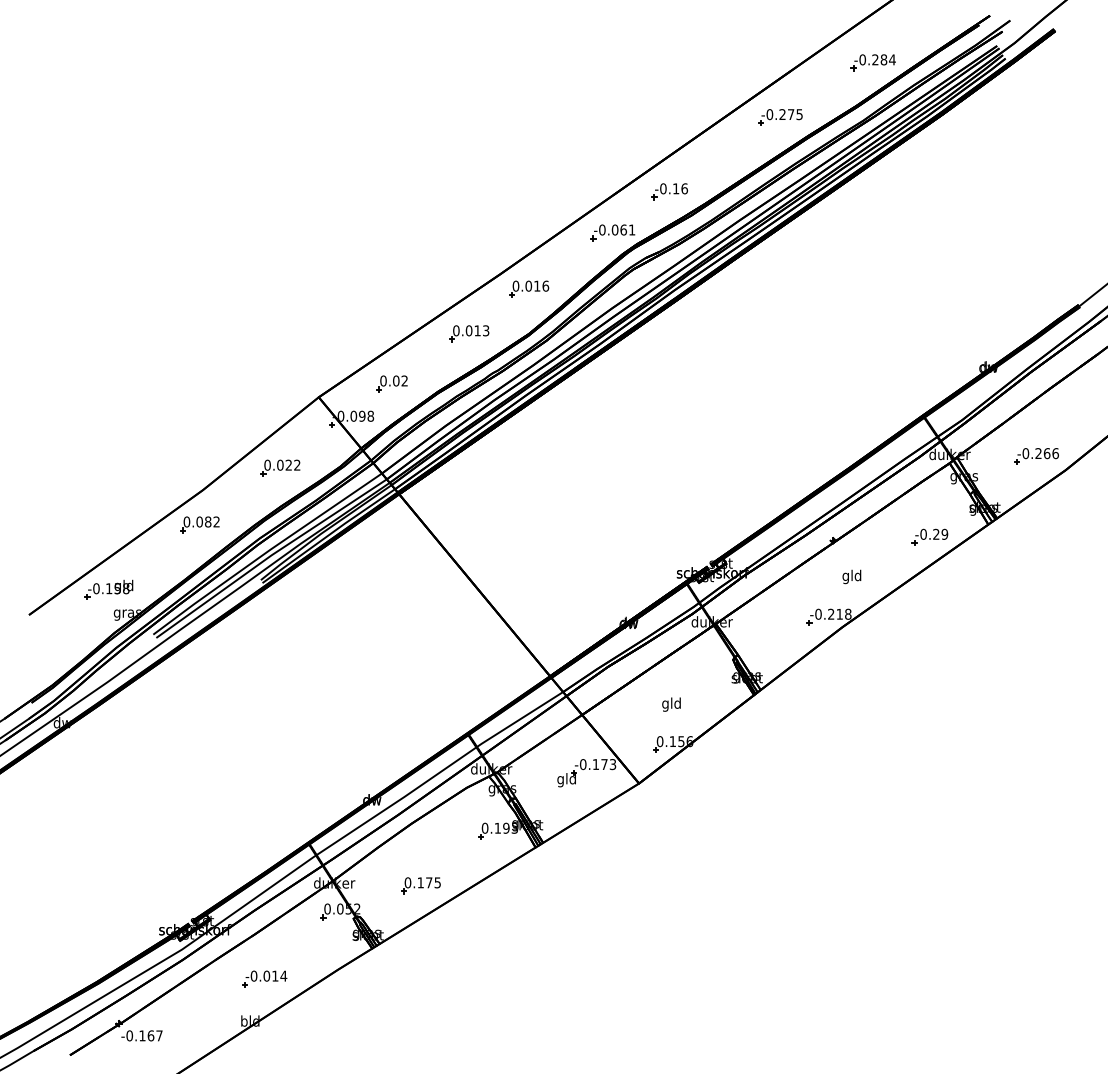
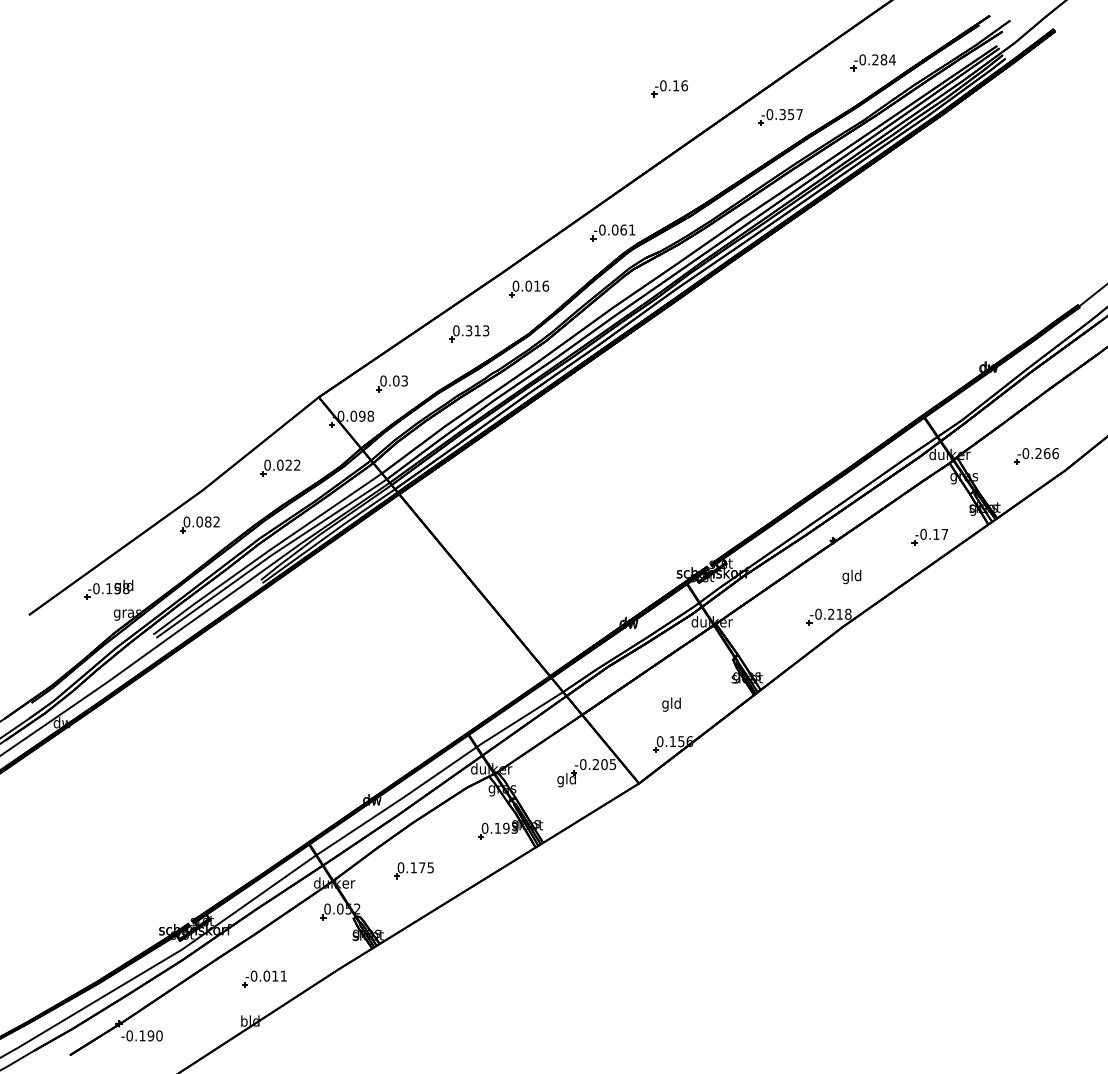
text: -0.275 -> -0.357 (790, 114)
part position: (669, 191) -> (669, 88) (669, 88)
text: 0.013 -> 0.313 (468, 330)
text: 0.02 -> 0.03 (404, 381)
text: -0.29 -> -0.17 (940, 533)
text: -0.173 -> -0.205 (604, 764)
part position: (420, 885) -> (413, 870) (413, 870)
text: -0.014 -> -0.011 (283, 975)
text: -0.167 -> -0.190 (154, 1035)
